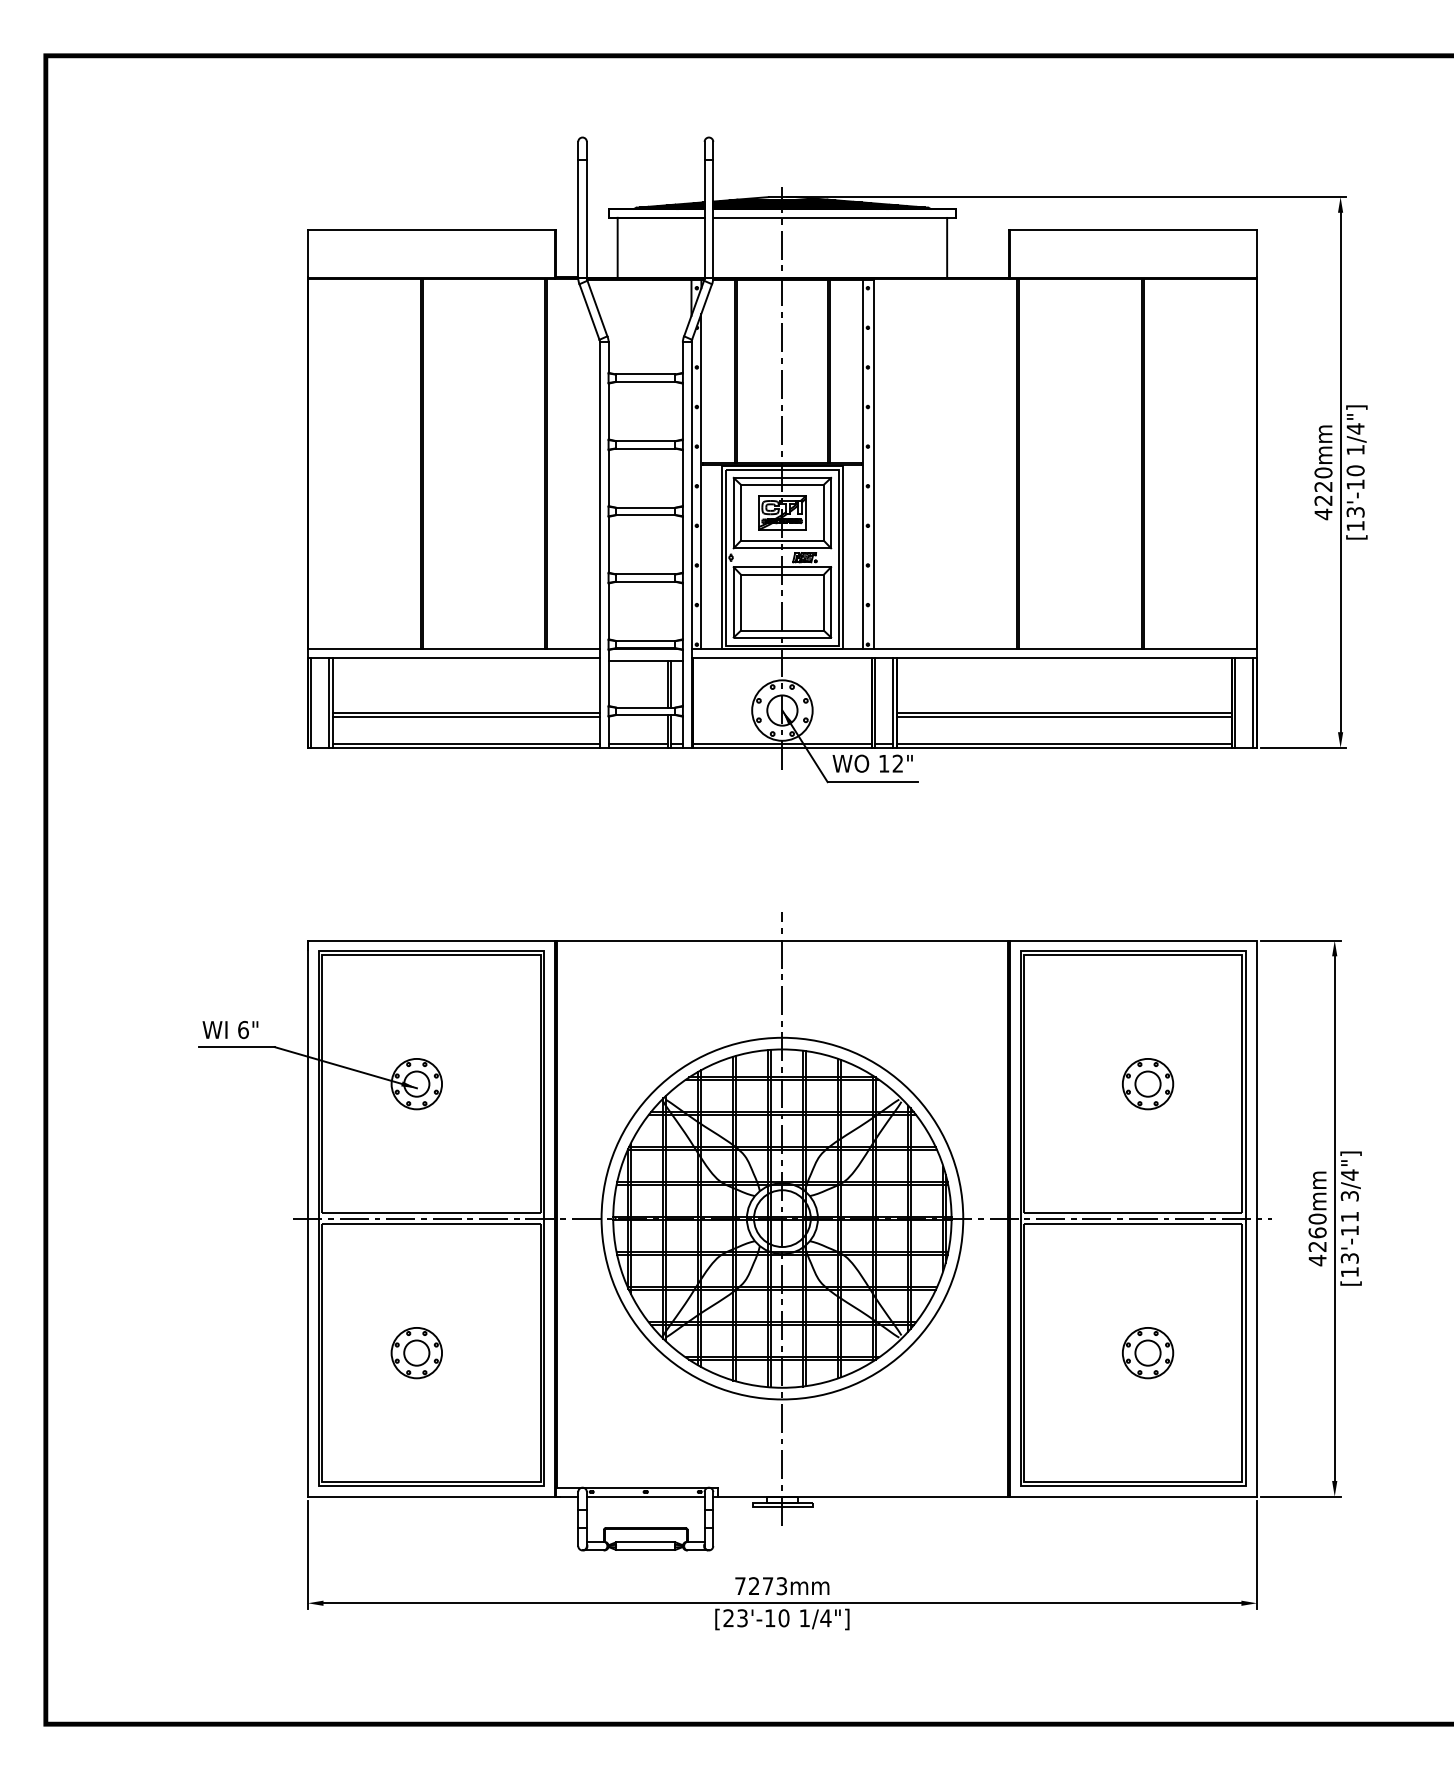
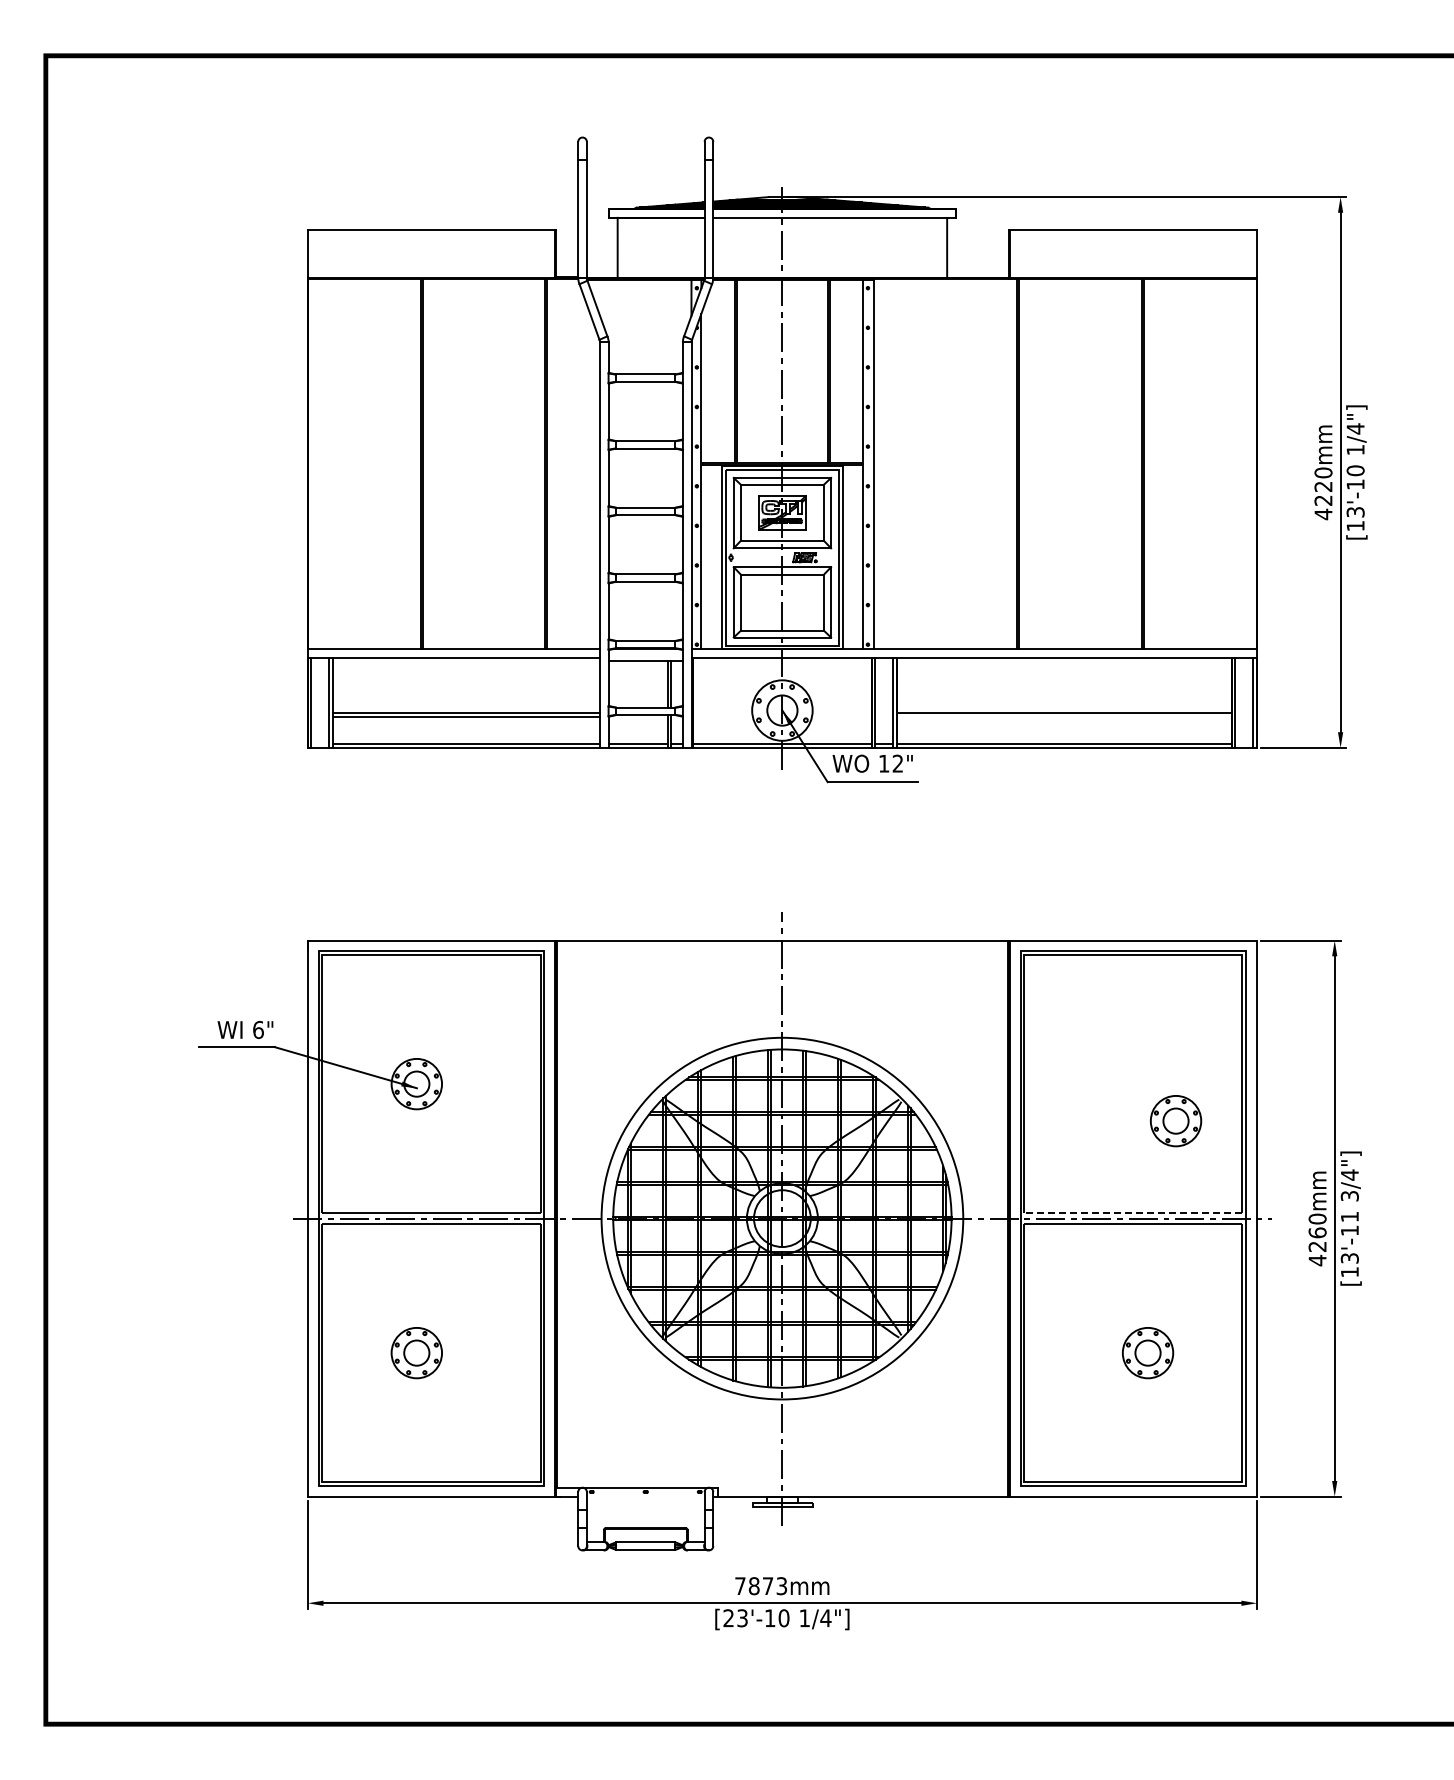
line: present -> none (1064, 716)
text position: (230, 1029) -> (245, 1029) (245, 1029)
part position: (1148, 1084) -> (1176, 1121) (1176, 1121)
line: solid -> dashed (1132, 1213)
line: present -> none (645, 1496)
text: 7273mm -> 7873mm (753, 1586)
